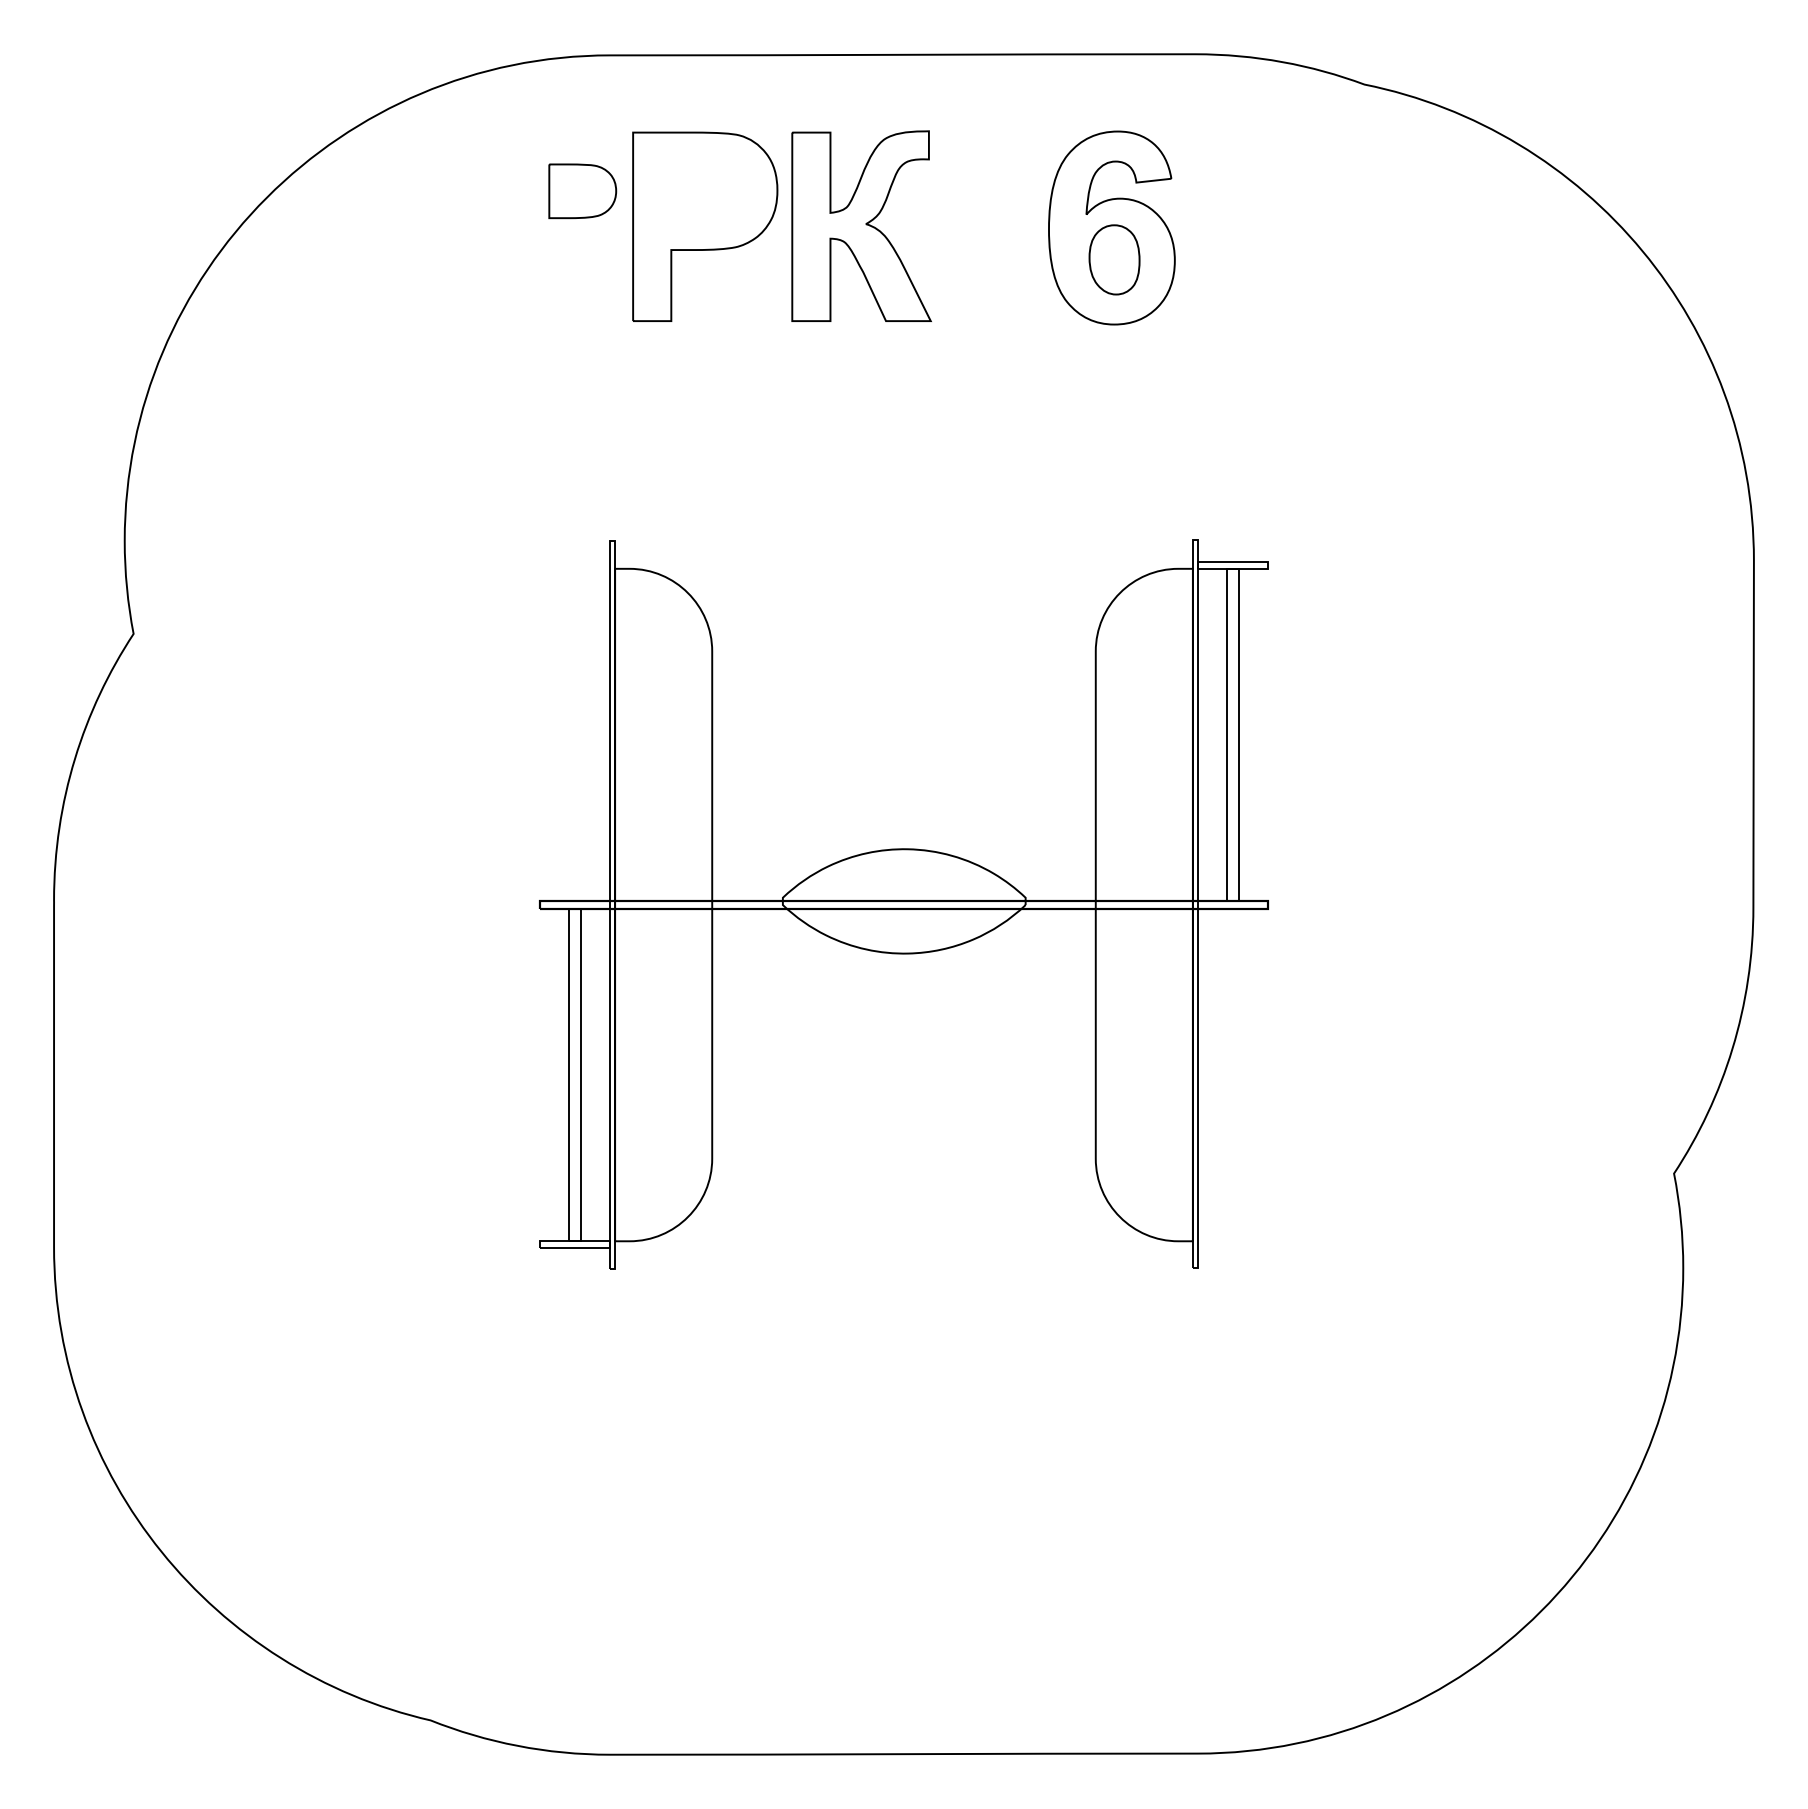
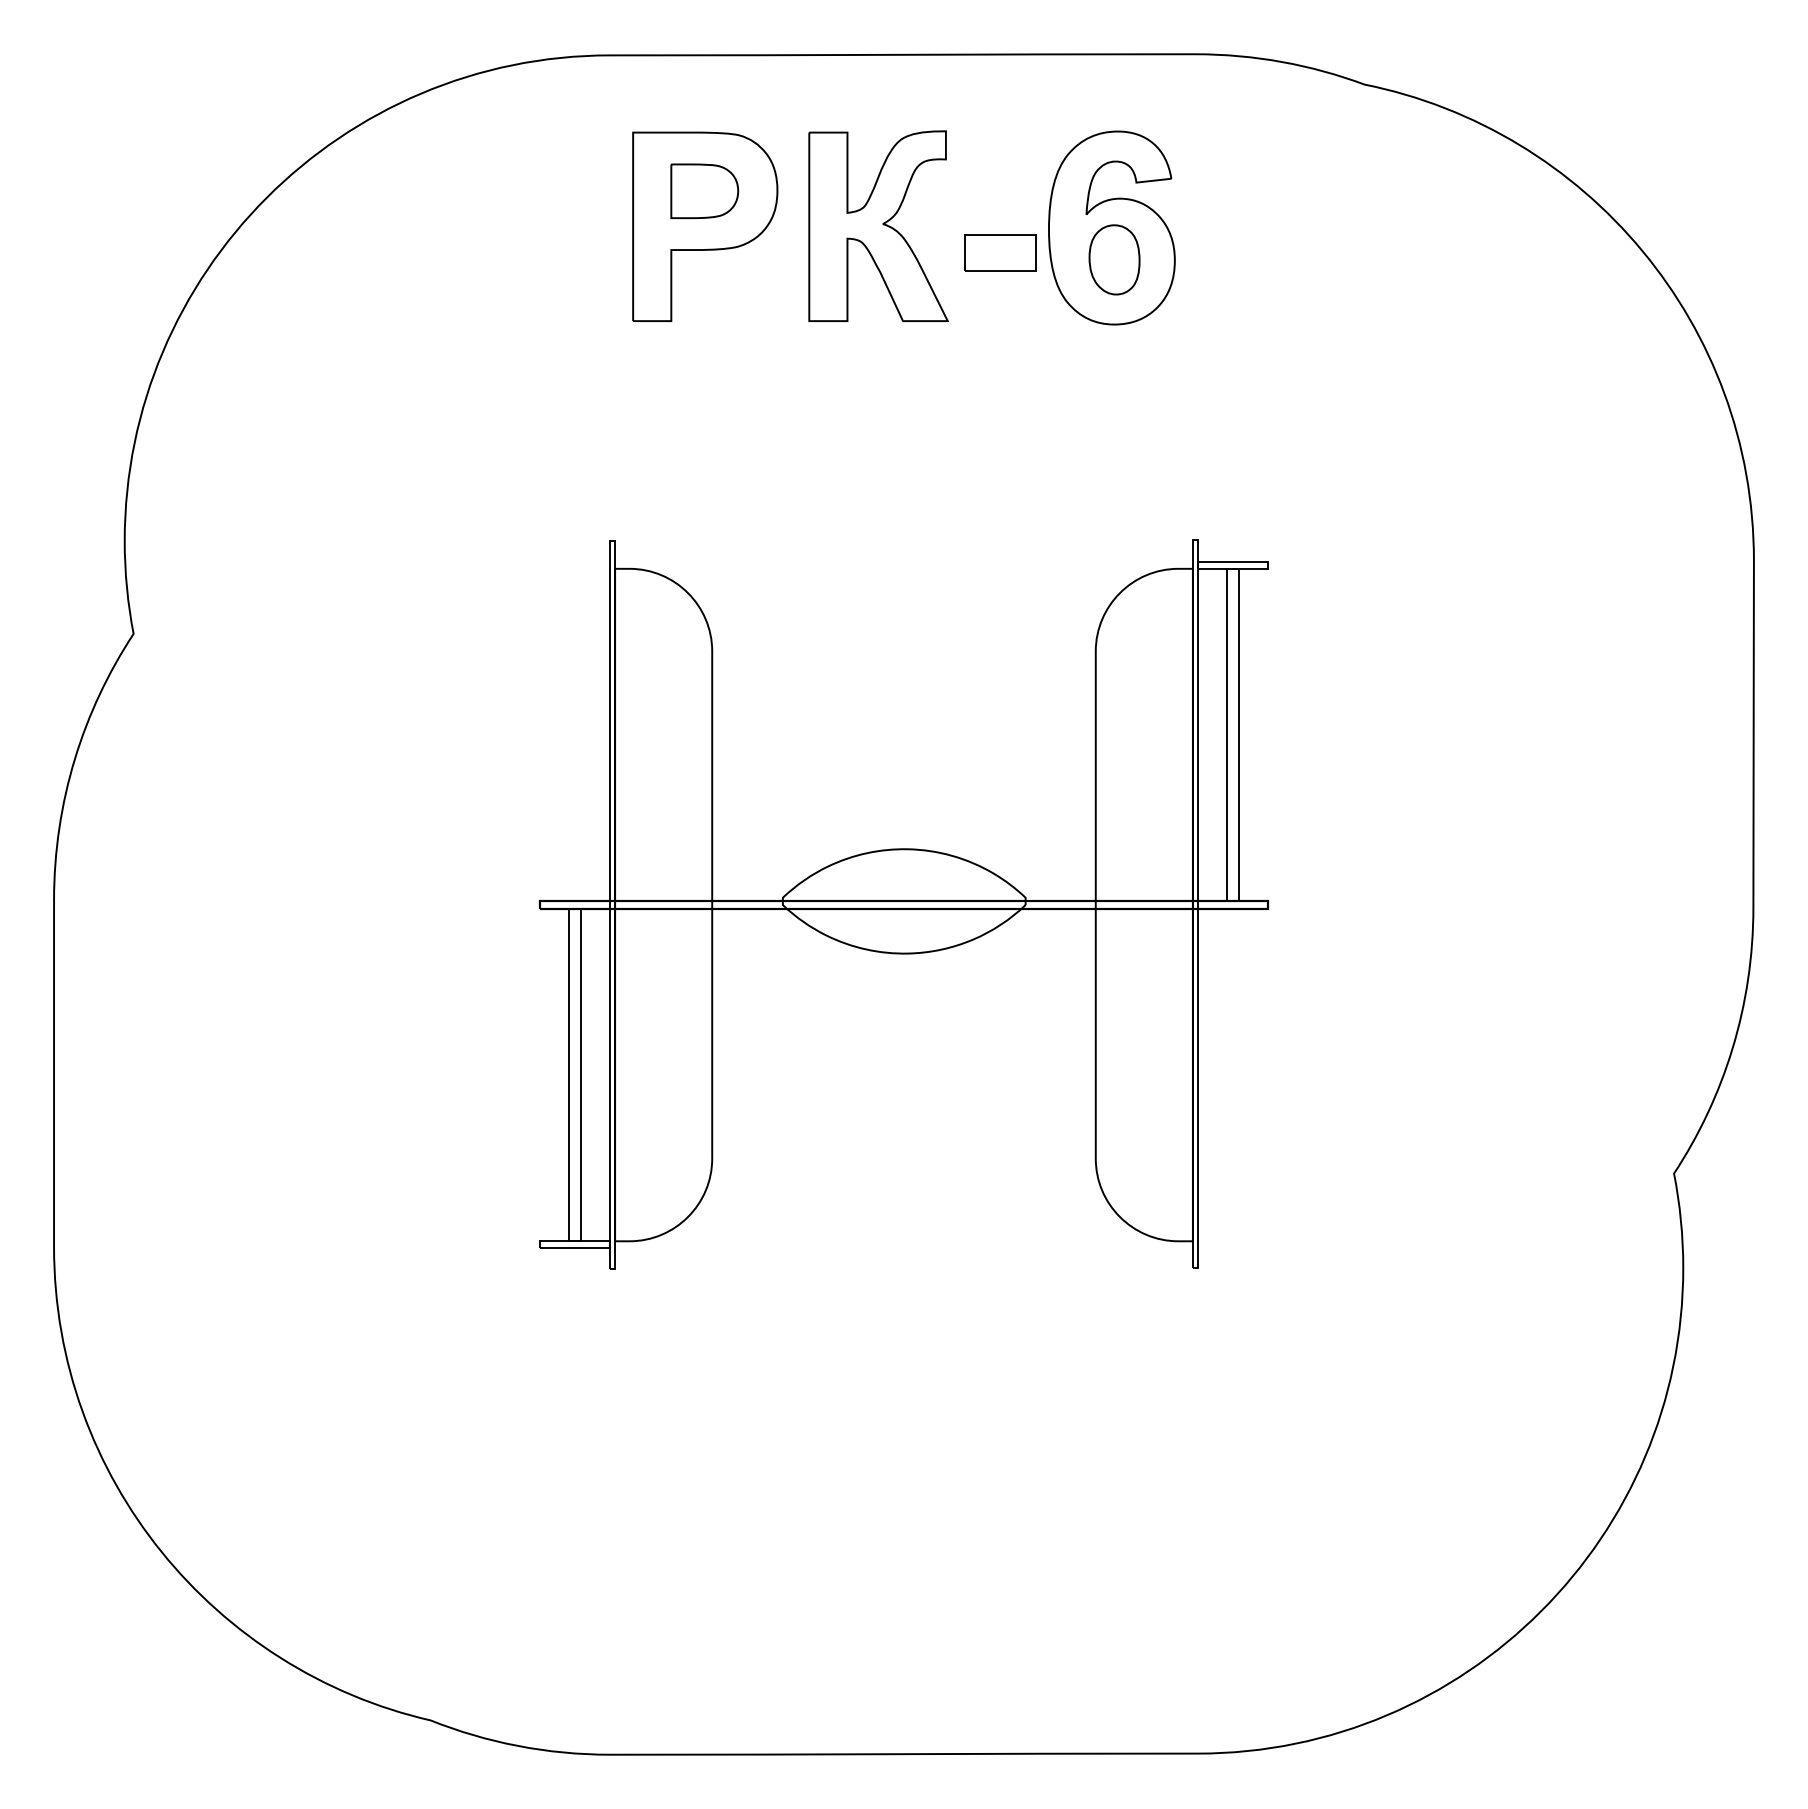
part position: (582, 191) -> (704, 191) (704, 191)
part position: (861, 225) -> (878, 225) (878, 225)
part: none -> present (1000, 252)
